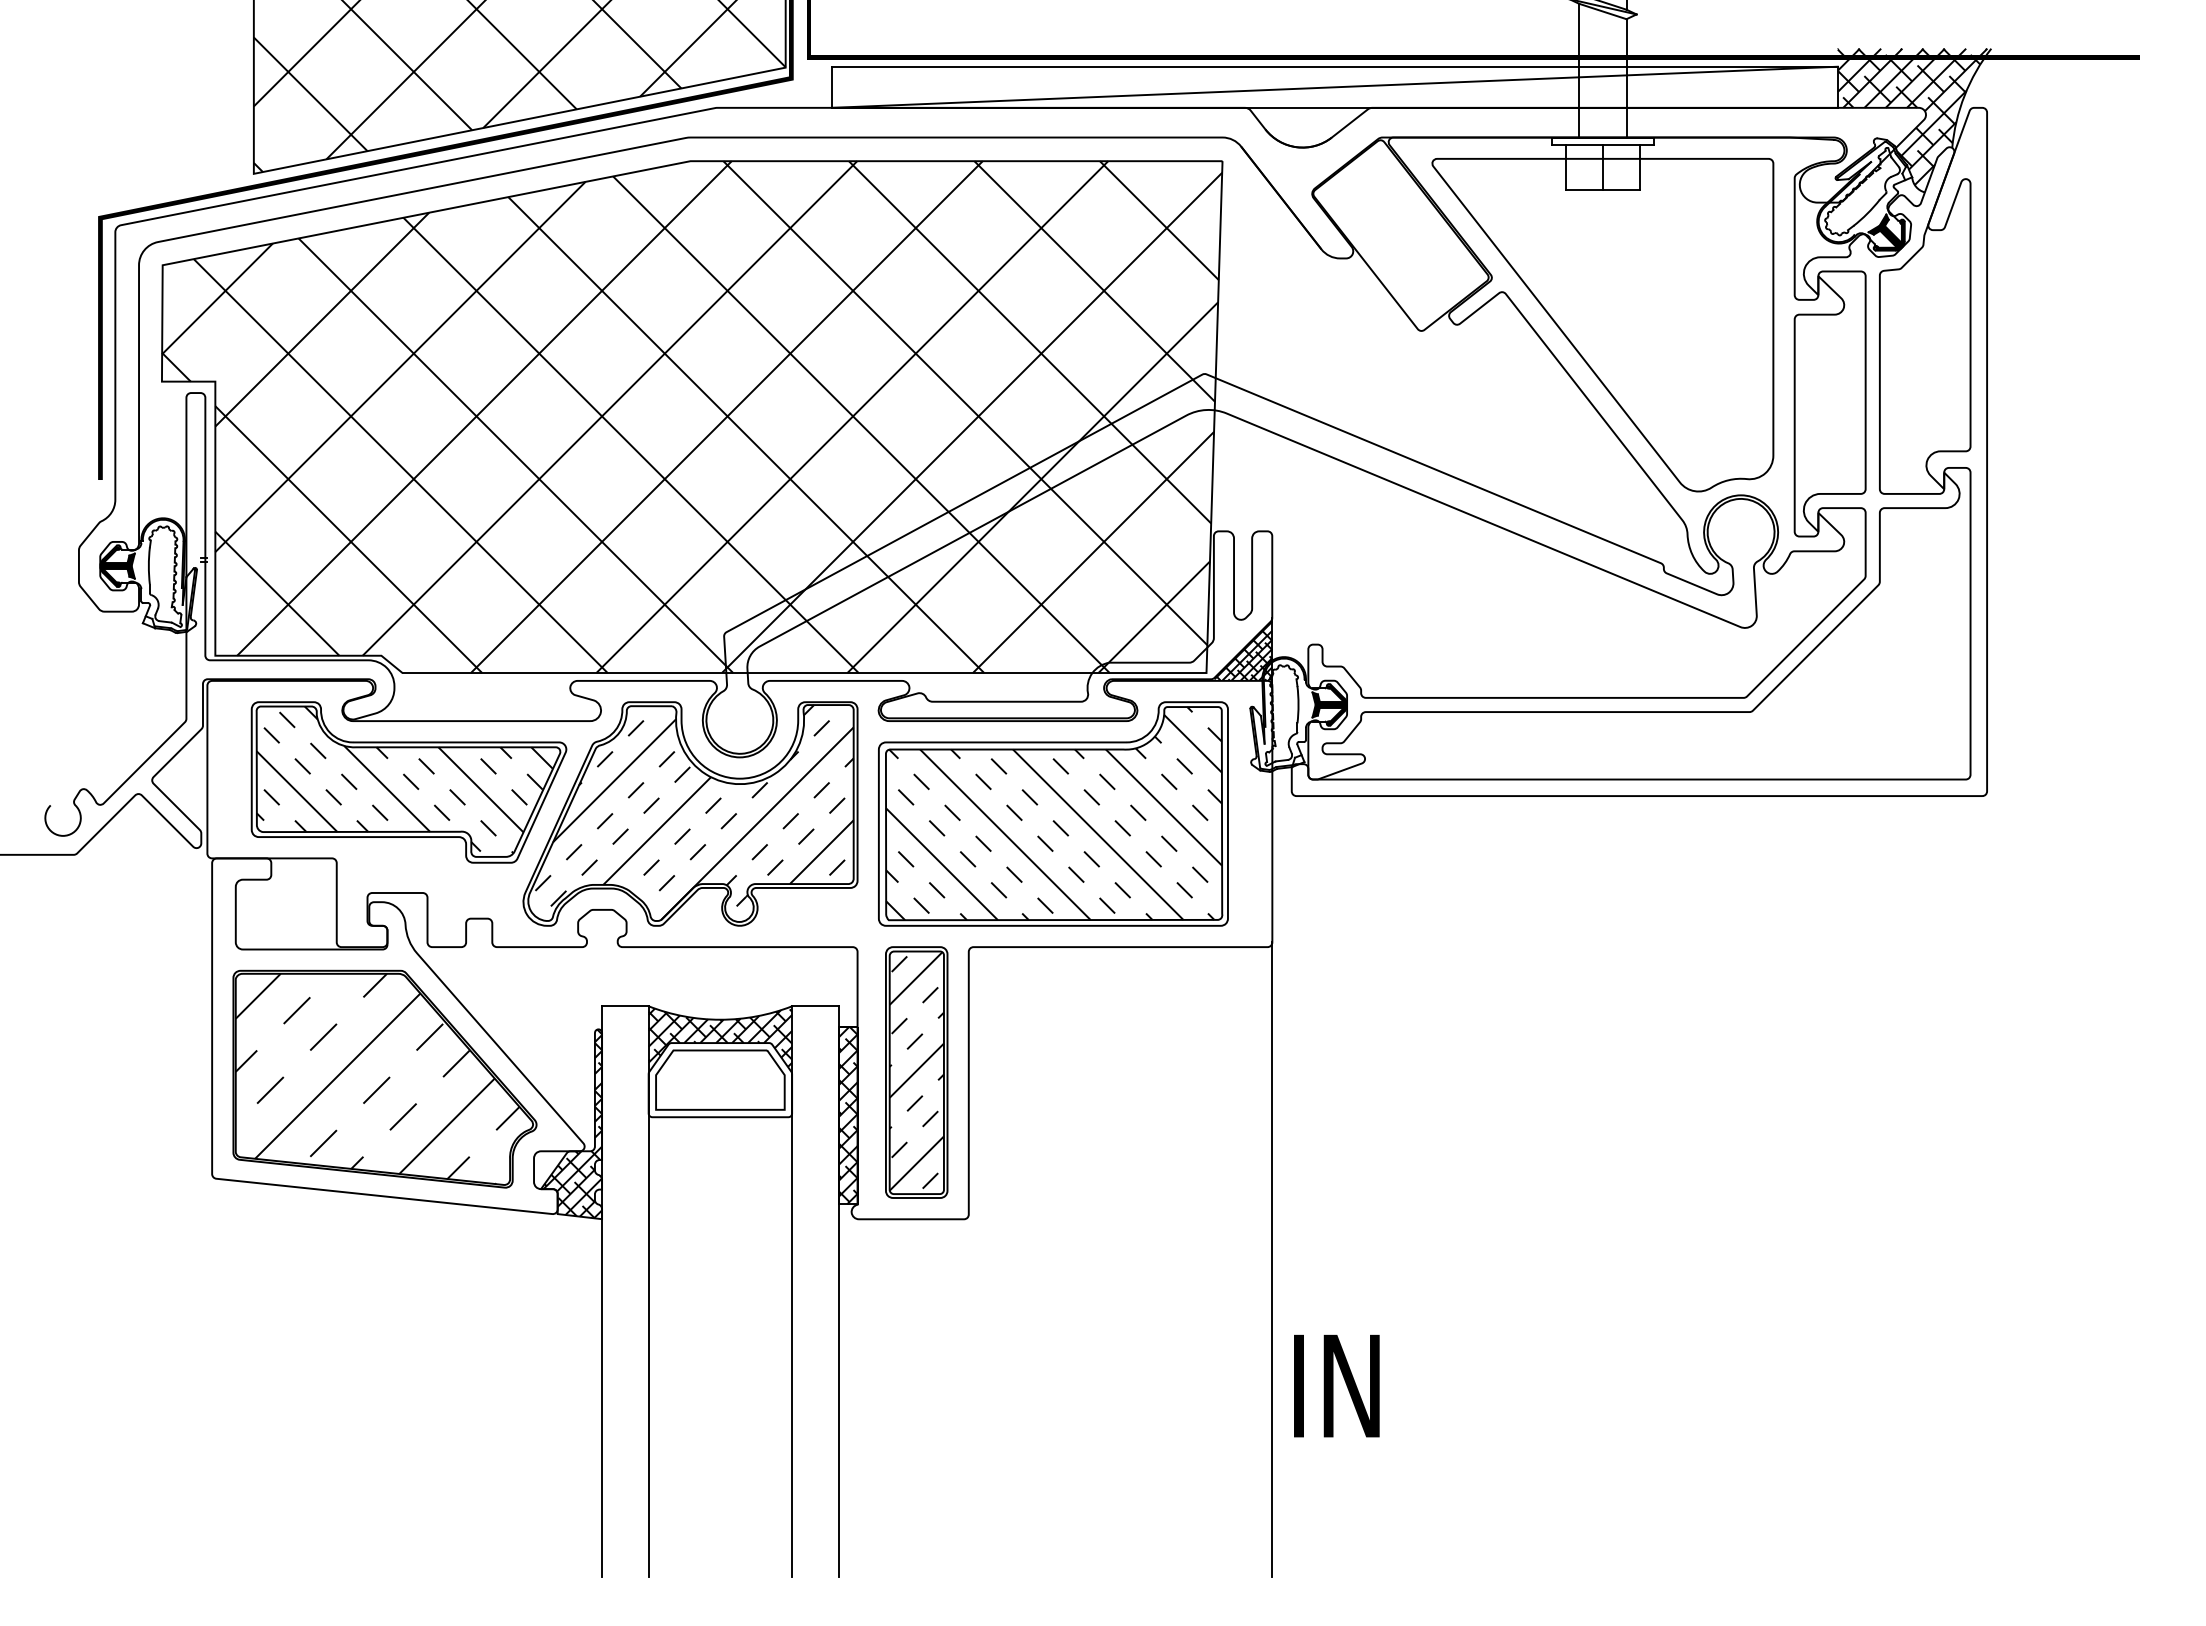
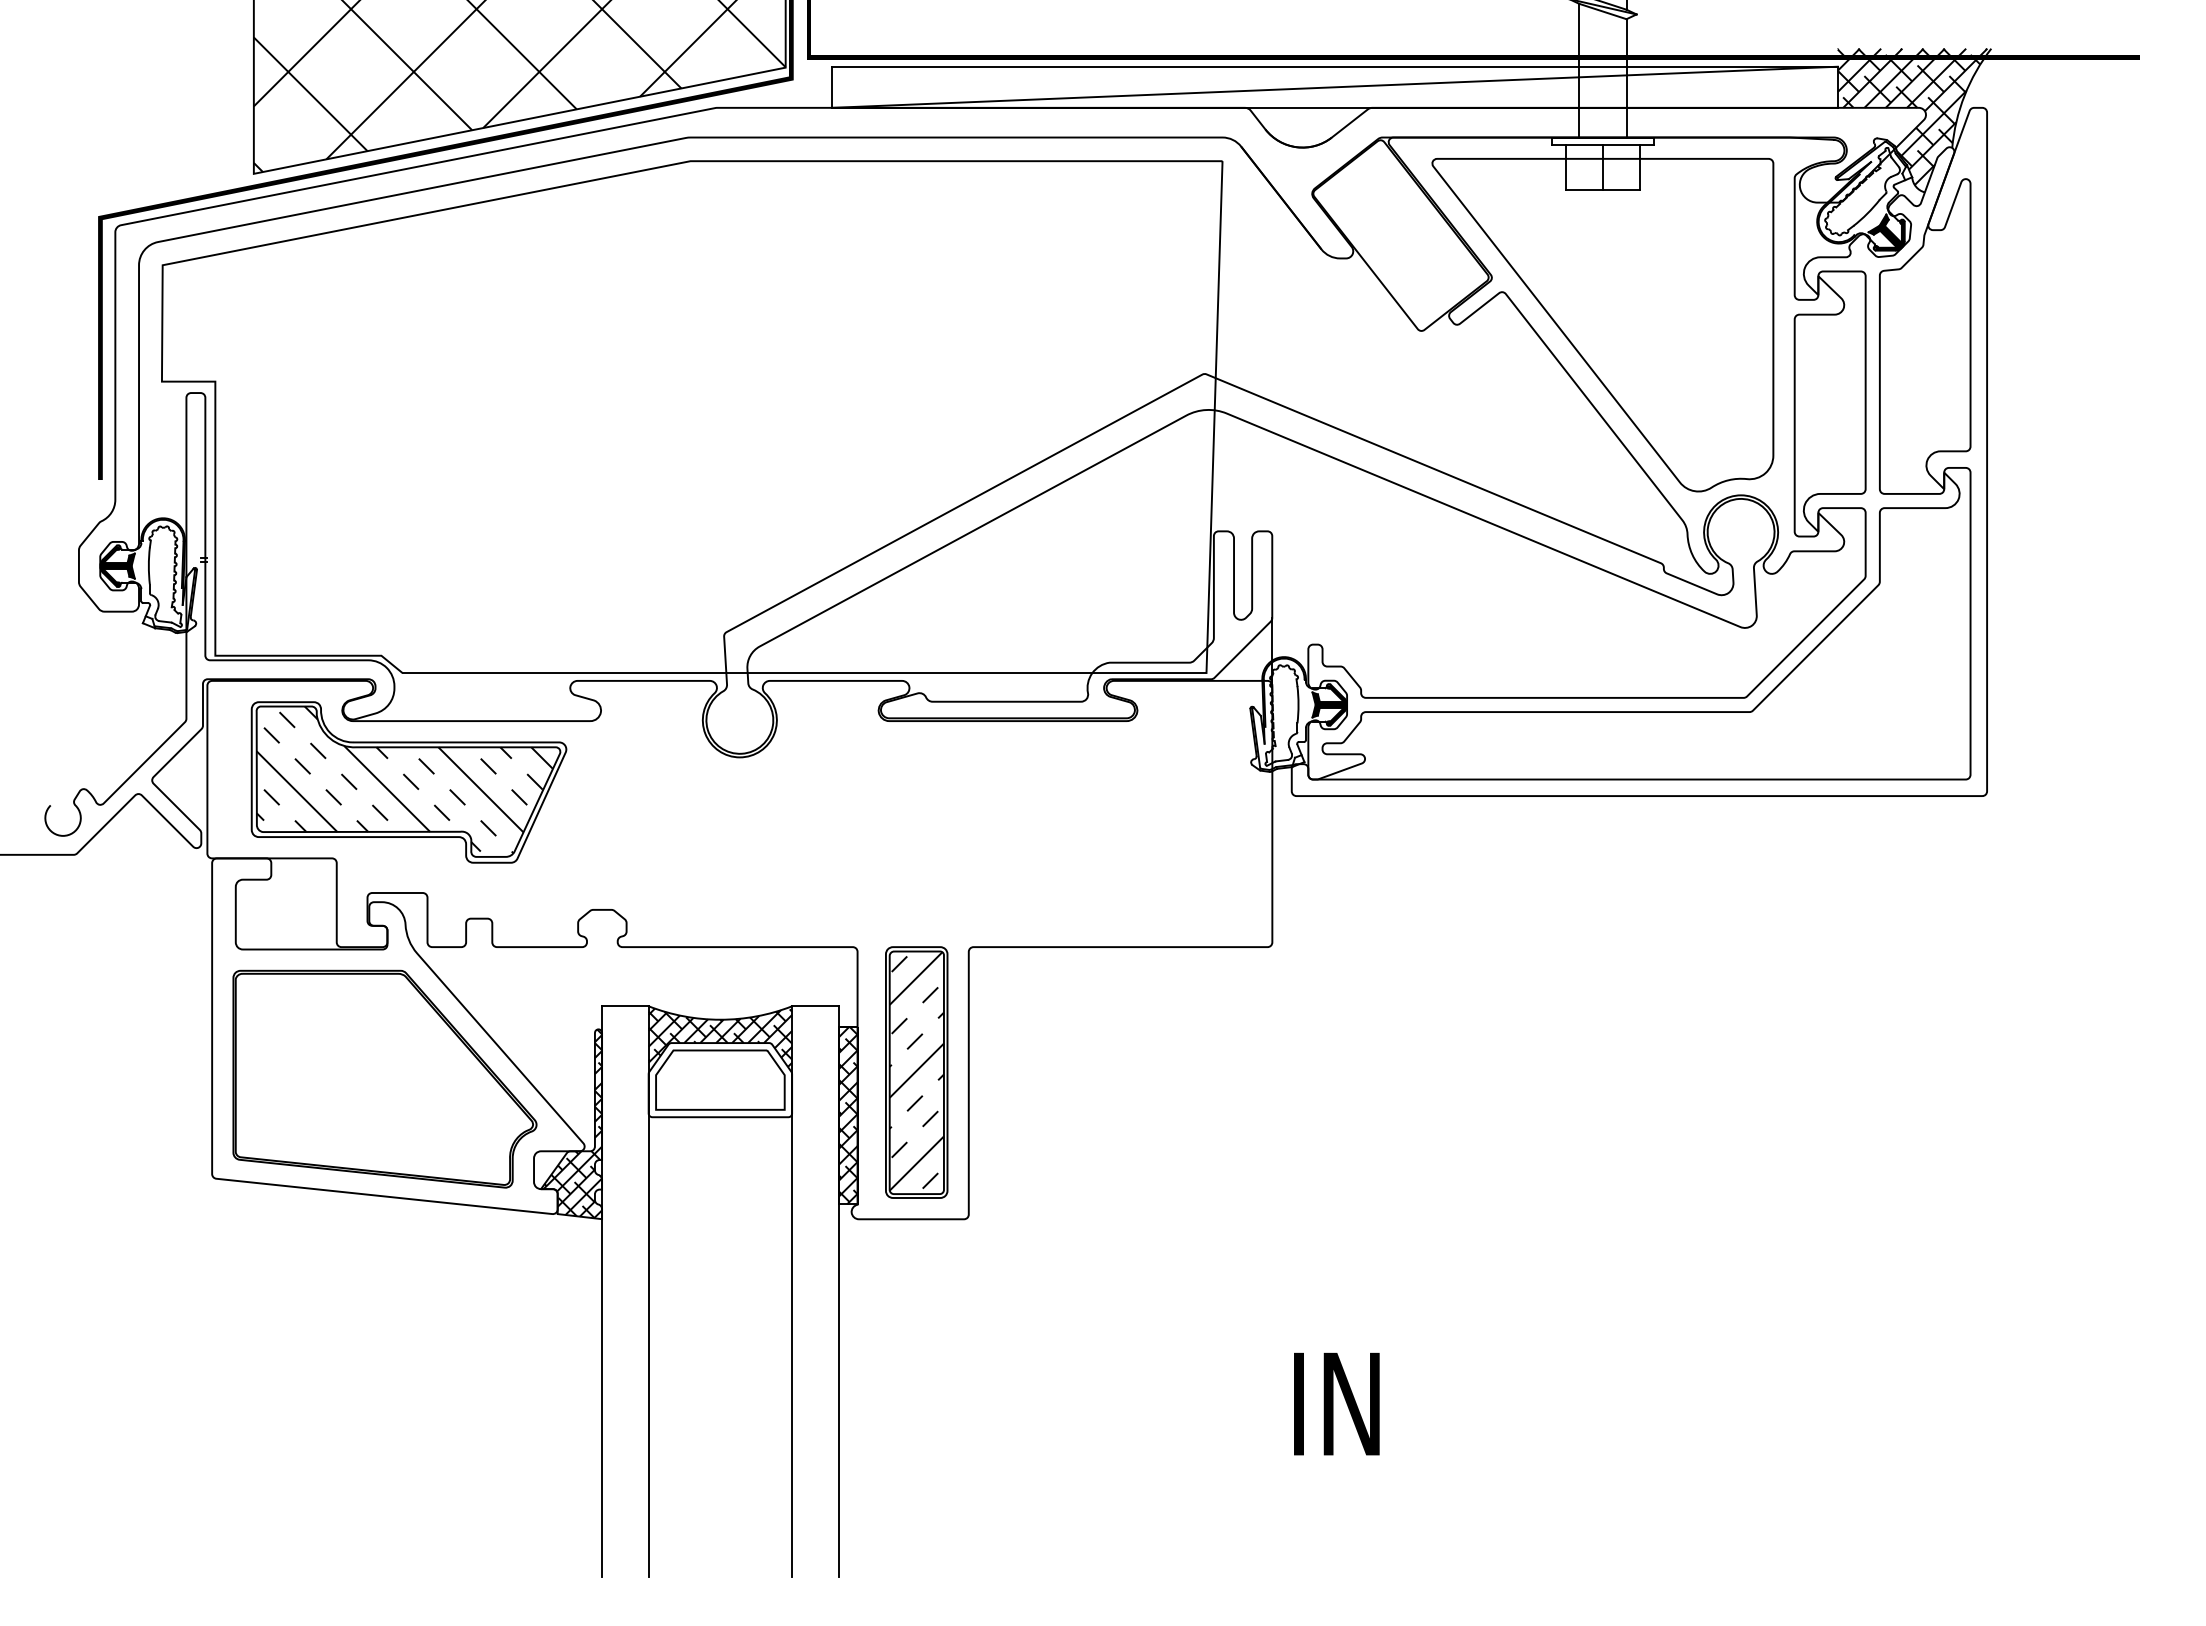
hatch: present -> none (692, 417)
hatch: present -> none (1243, 650)
part: present -> none (690, 813)
part: present -> none (1053, 813)
hatch: present -> none (377, 1078)
line: present -> none (1272, 1259)
text position: (1336, 1385) -> (1336, 1403) (1336, 1403)
